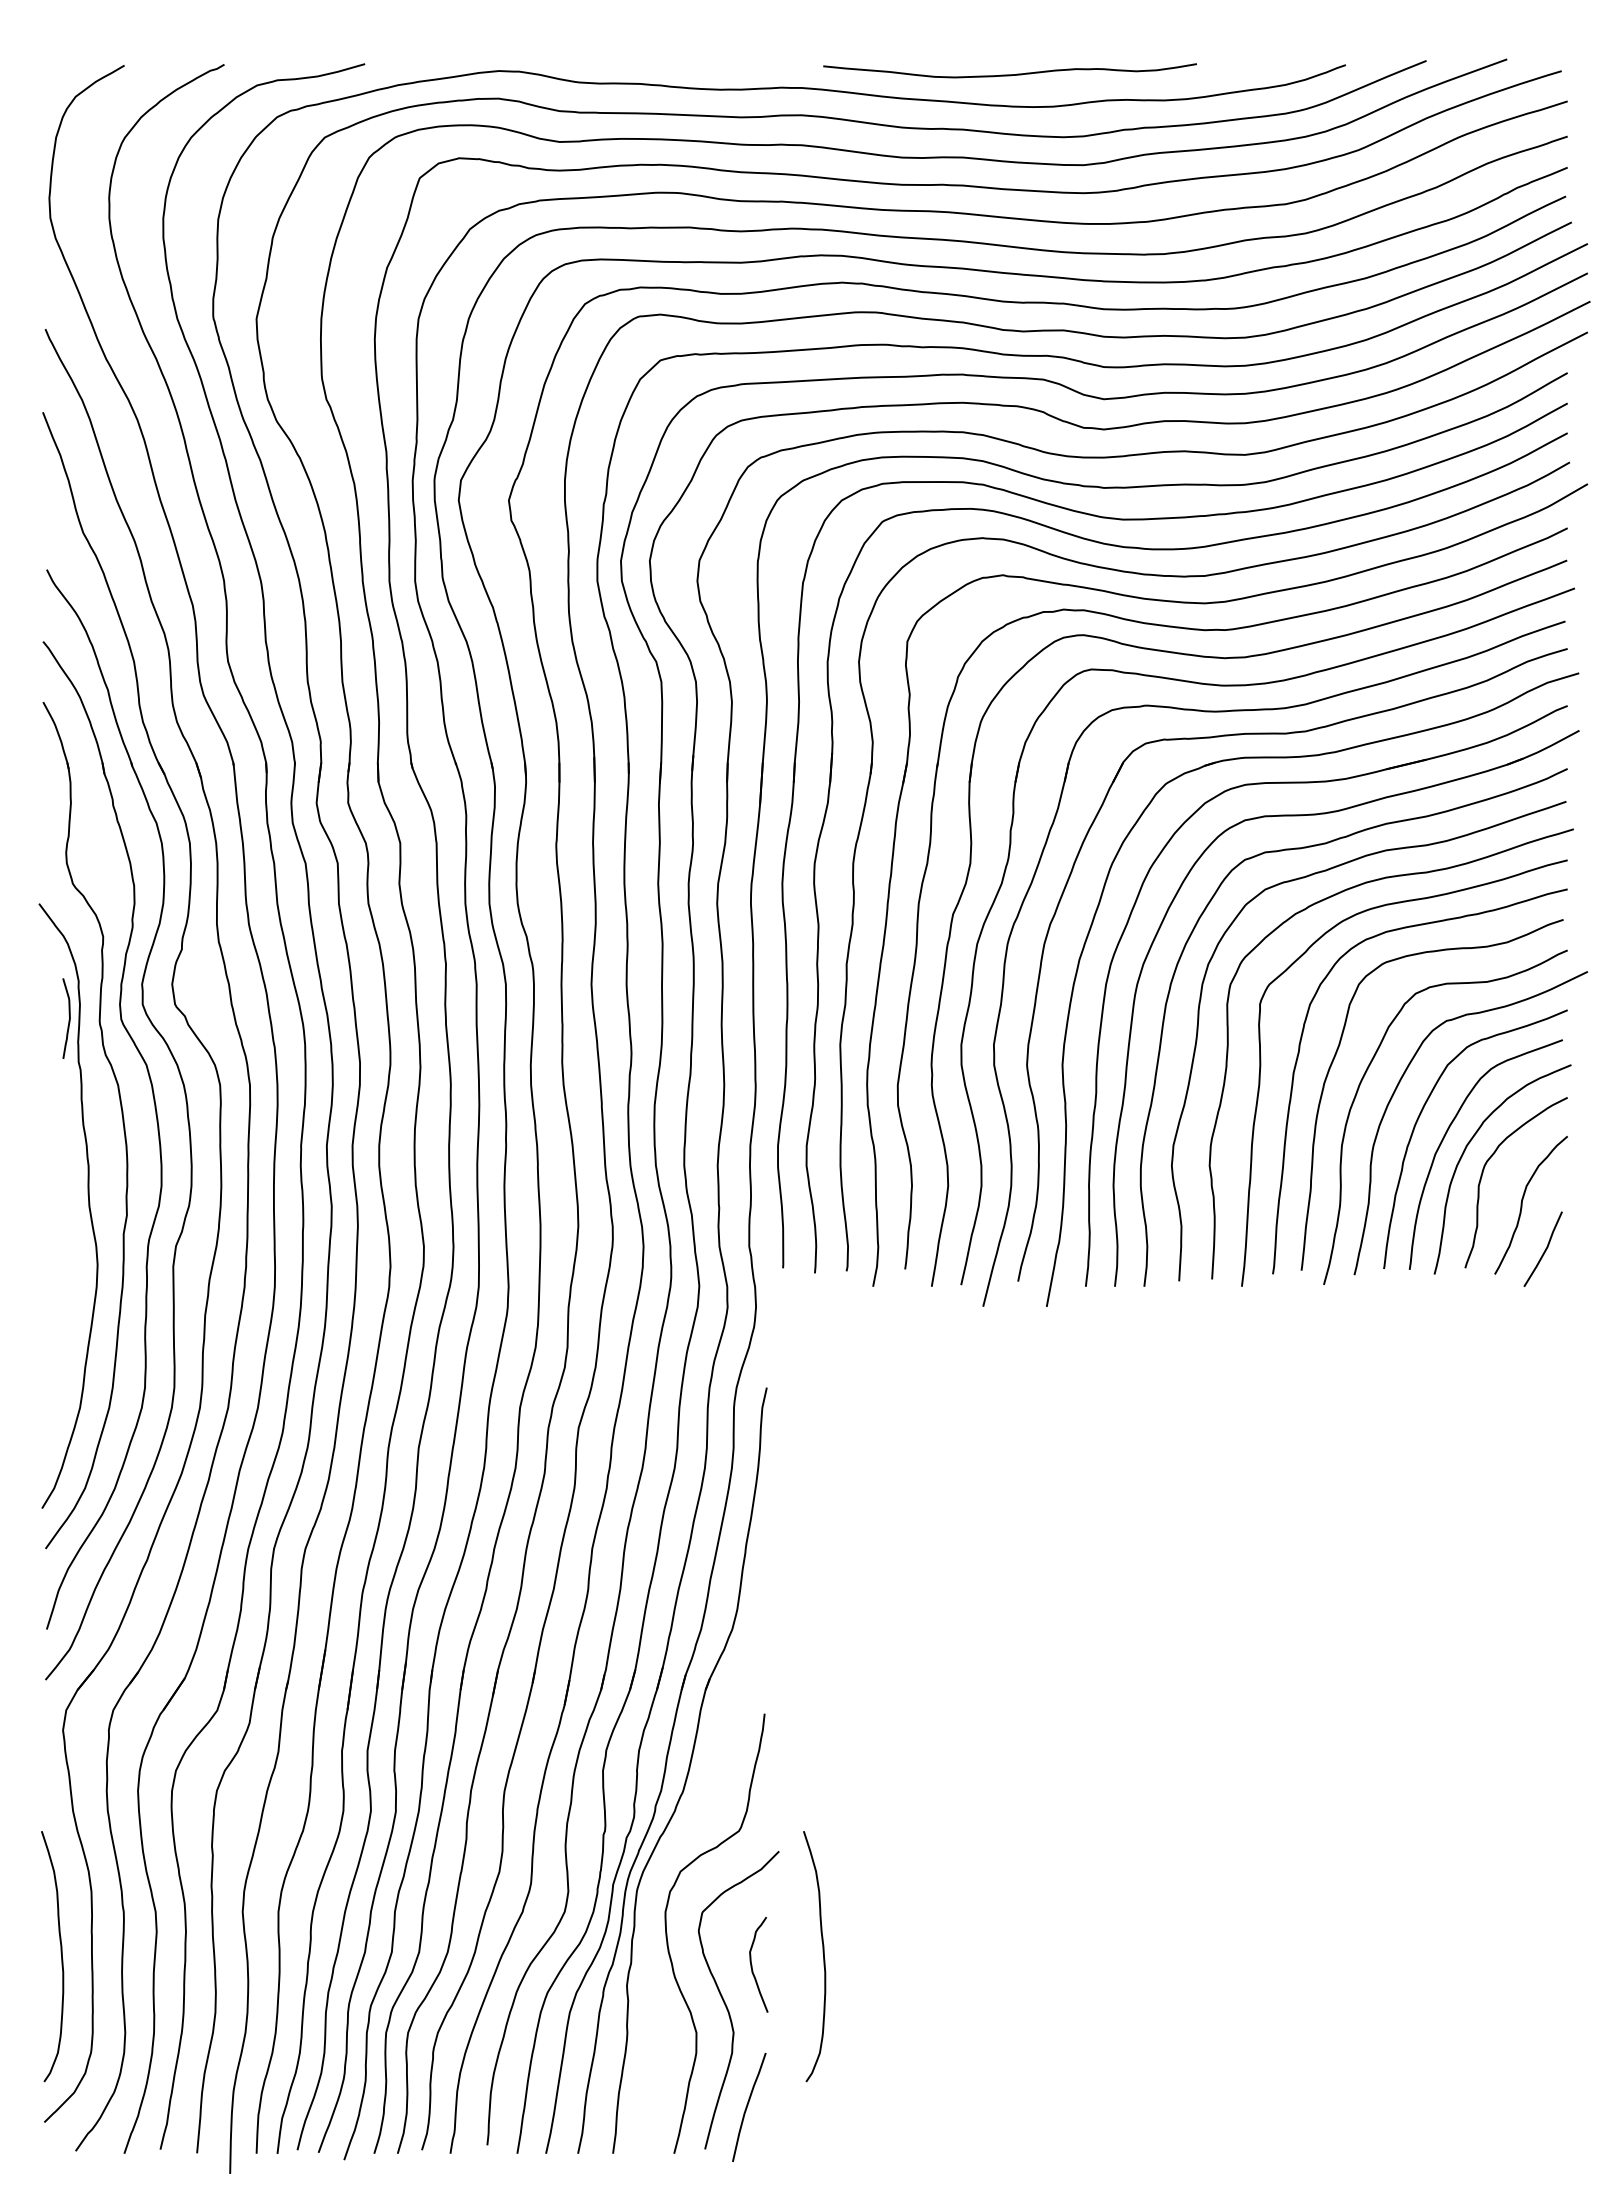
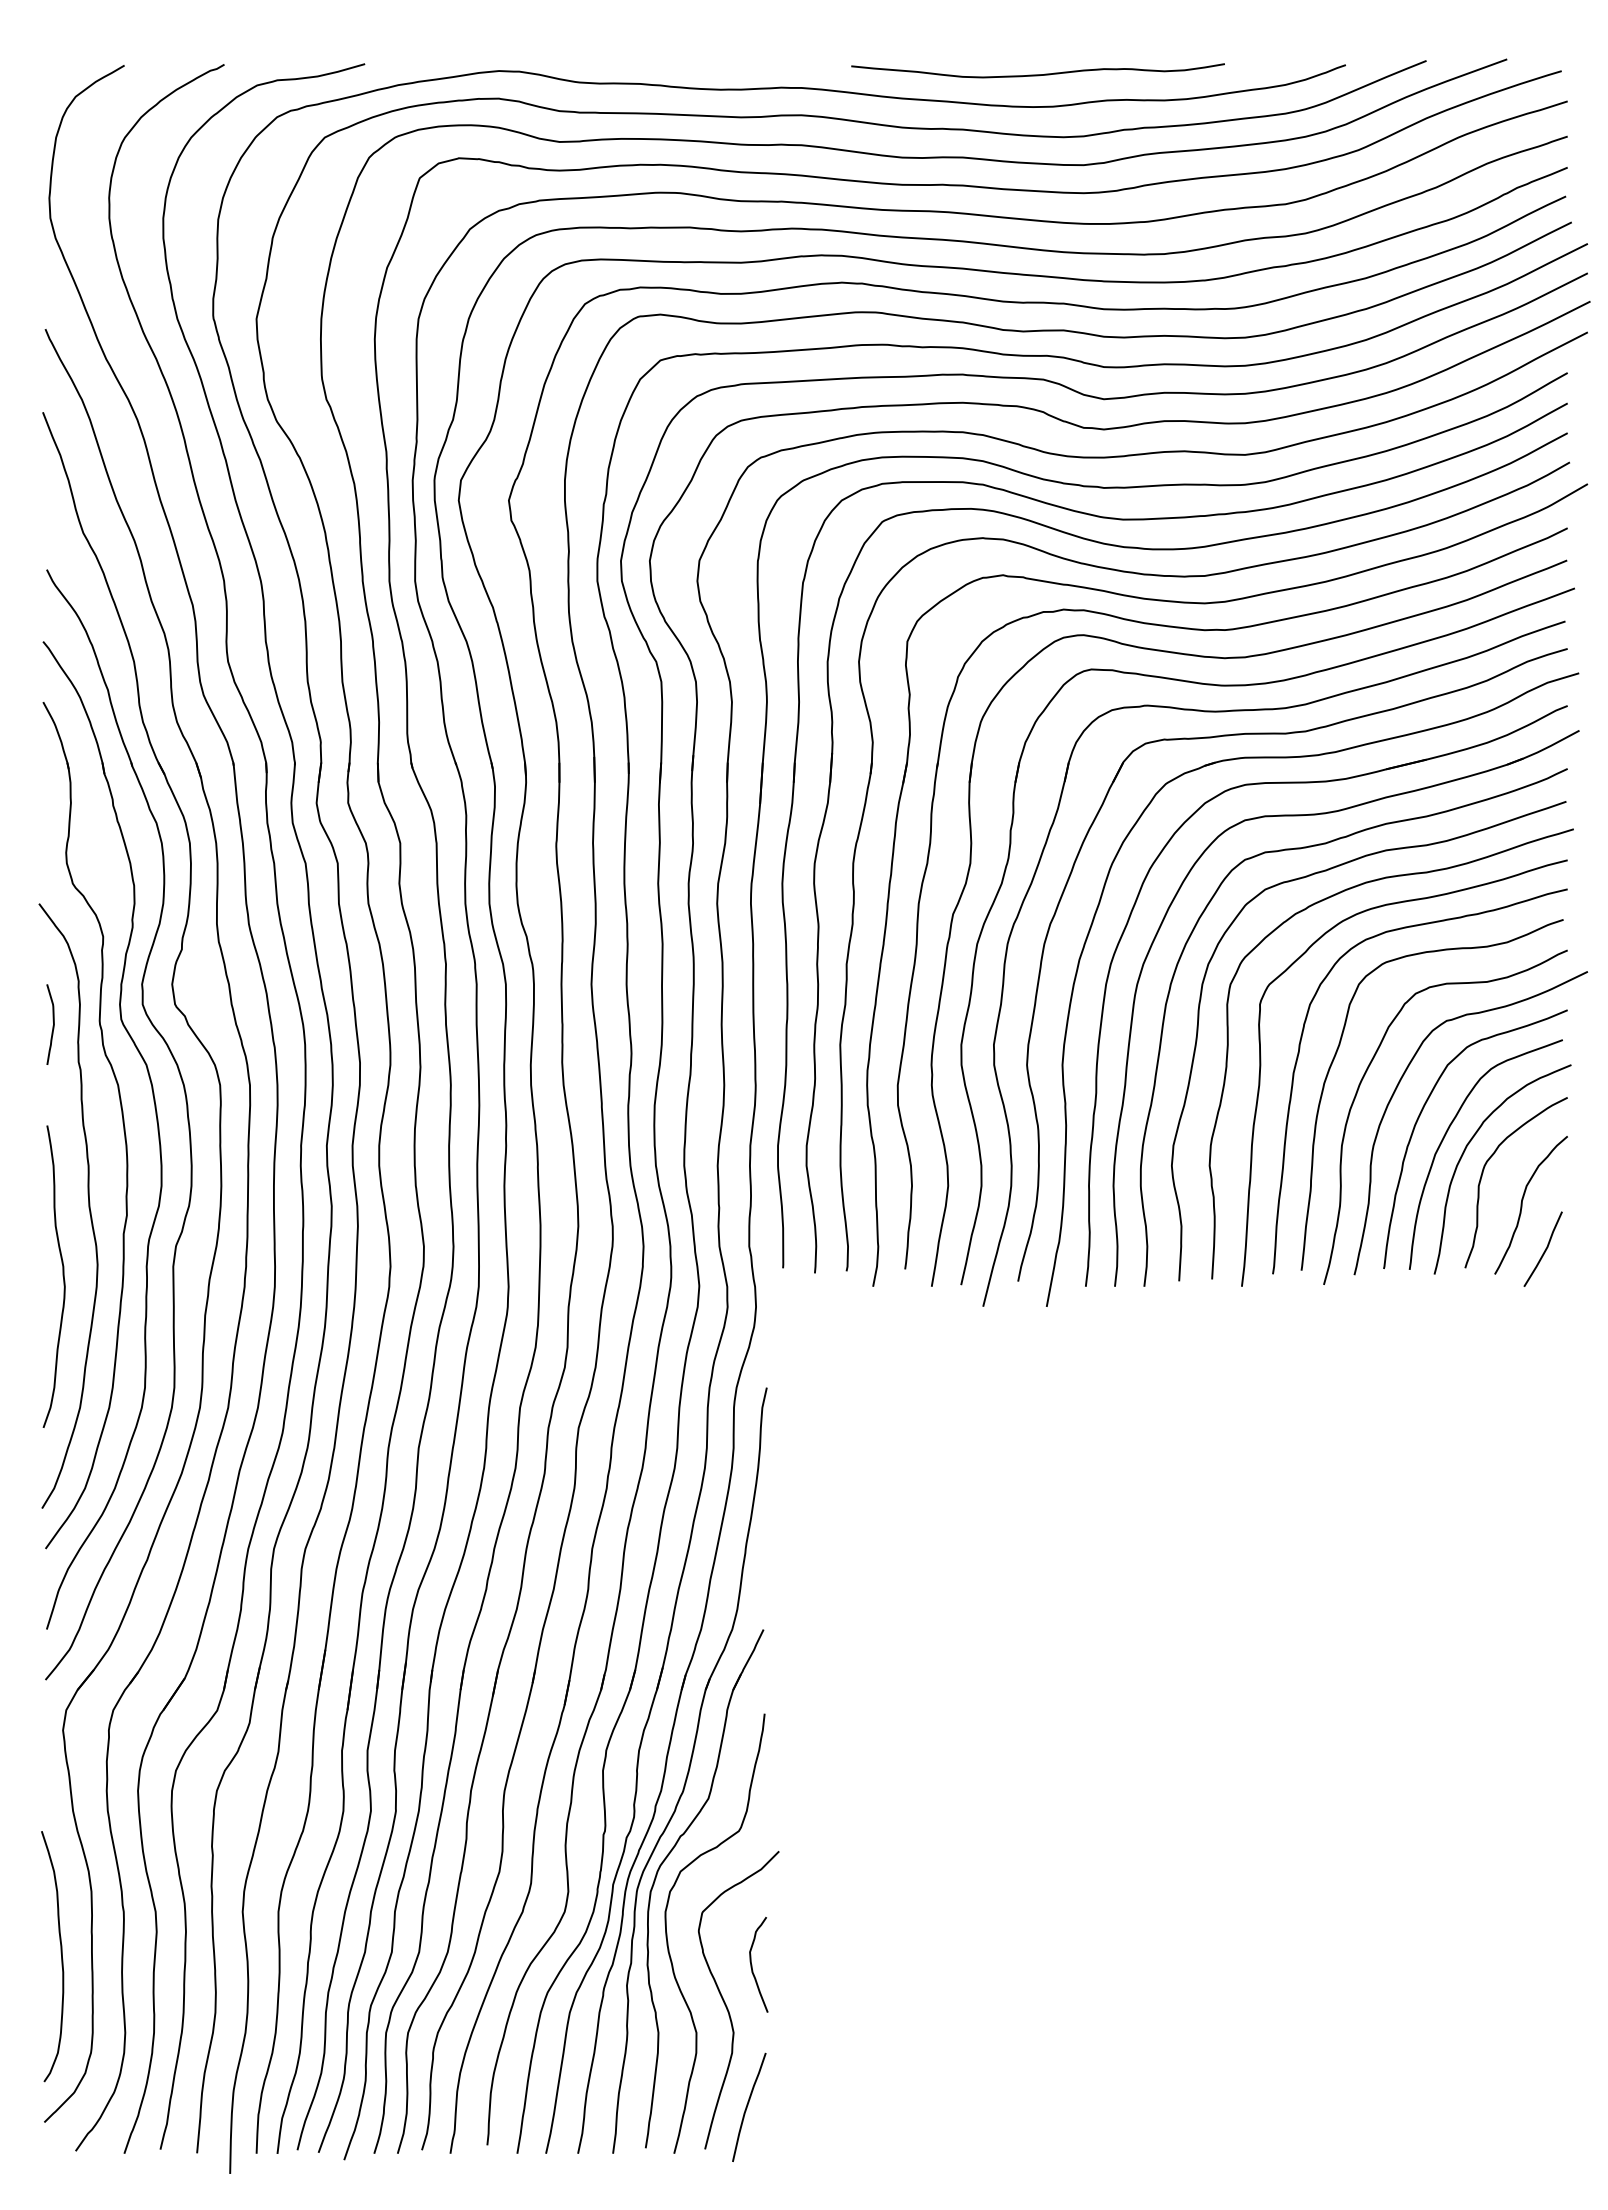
curve position: (1009, 74) -> (1037, 74) (1037, 74)
curve position: (68, 1019) -> (52, 1025) (52, 1025)
curve: none -> present (62, 1276)
part: none -> present (666, 1859)
curve: present -> none (822, 1953)
